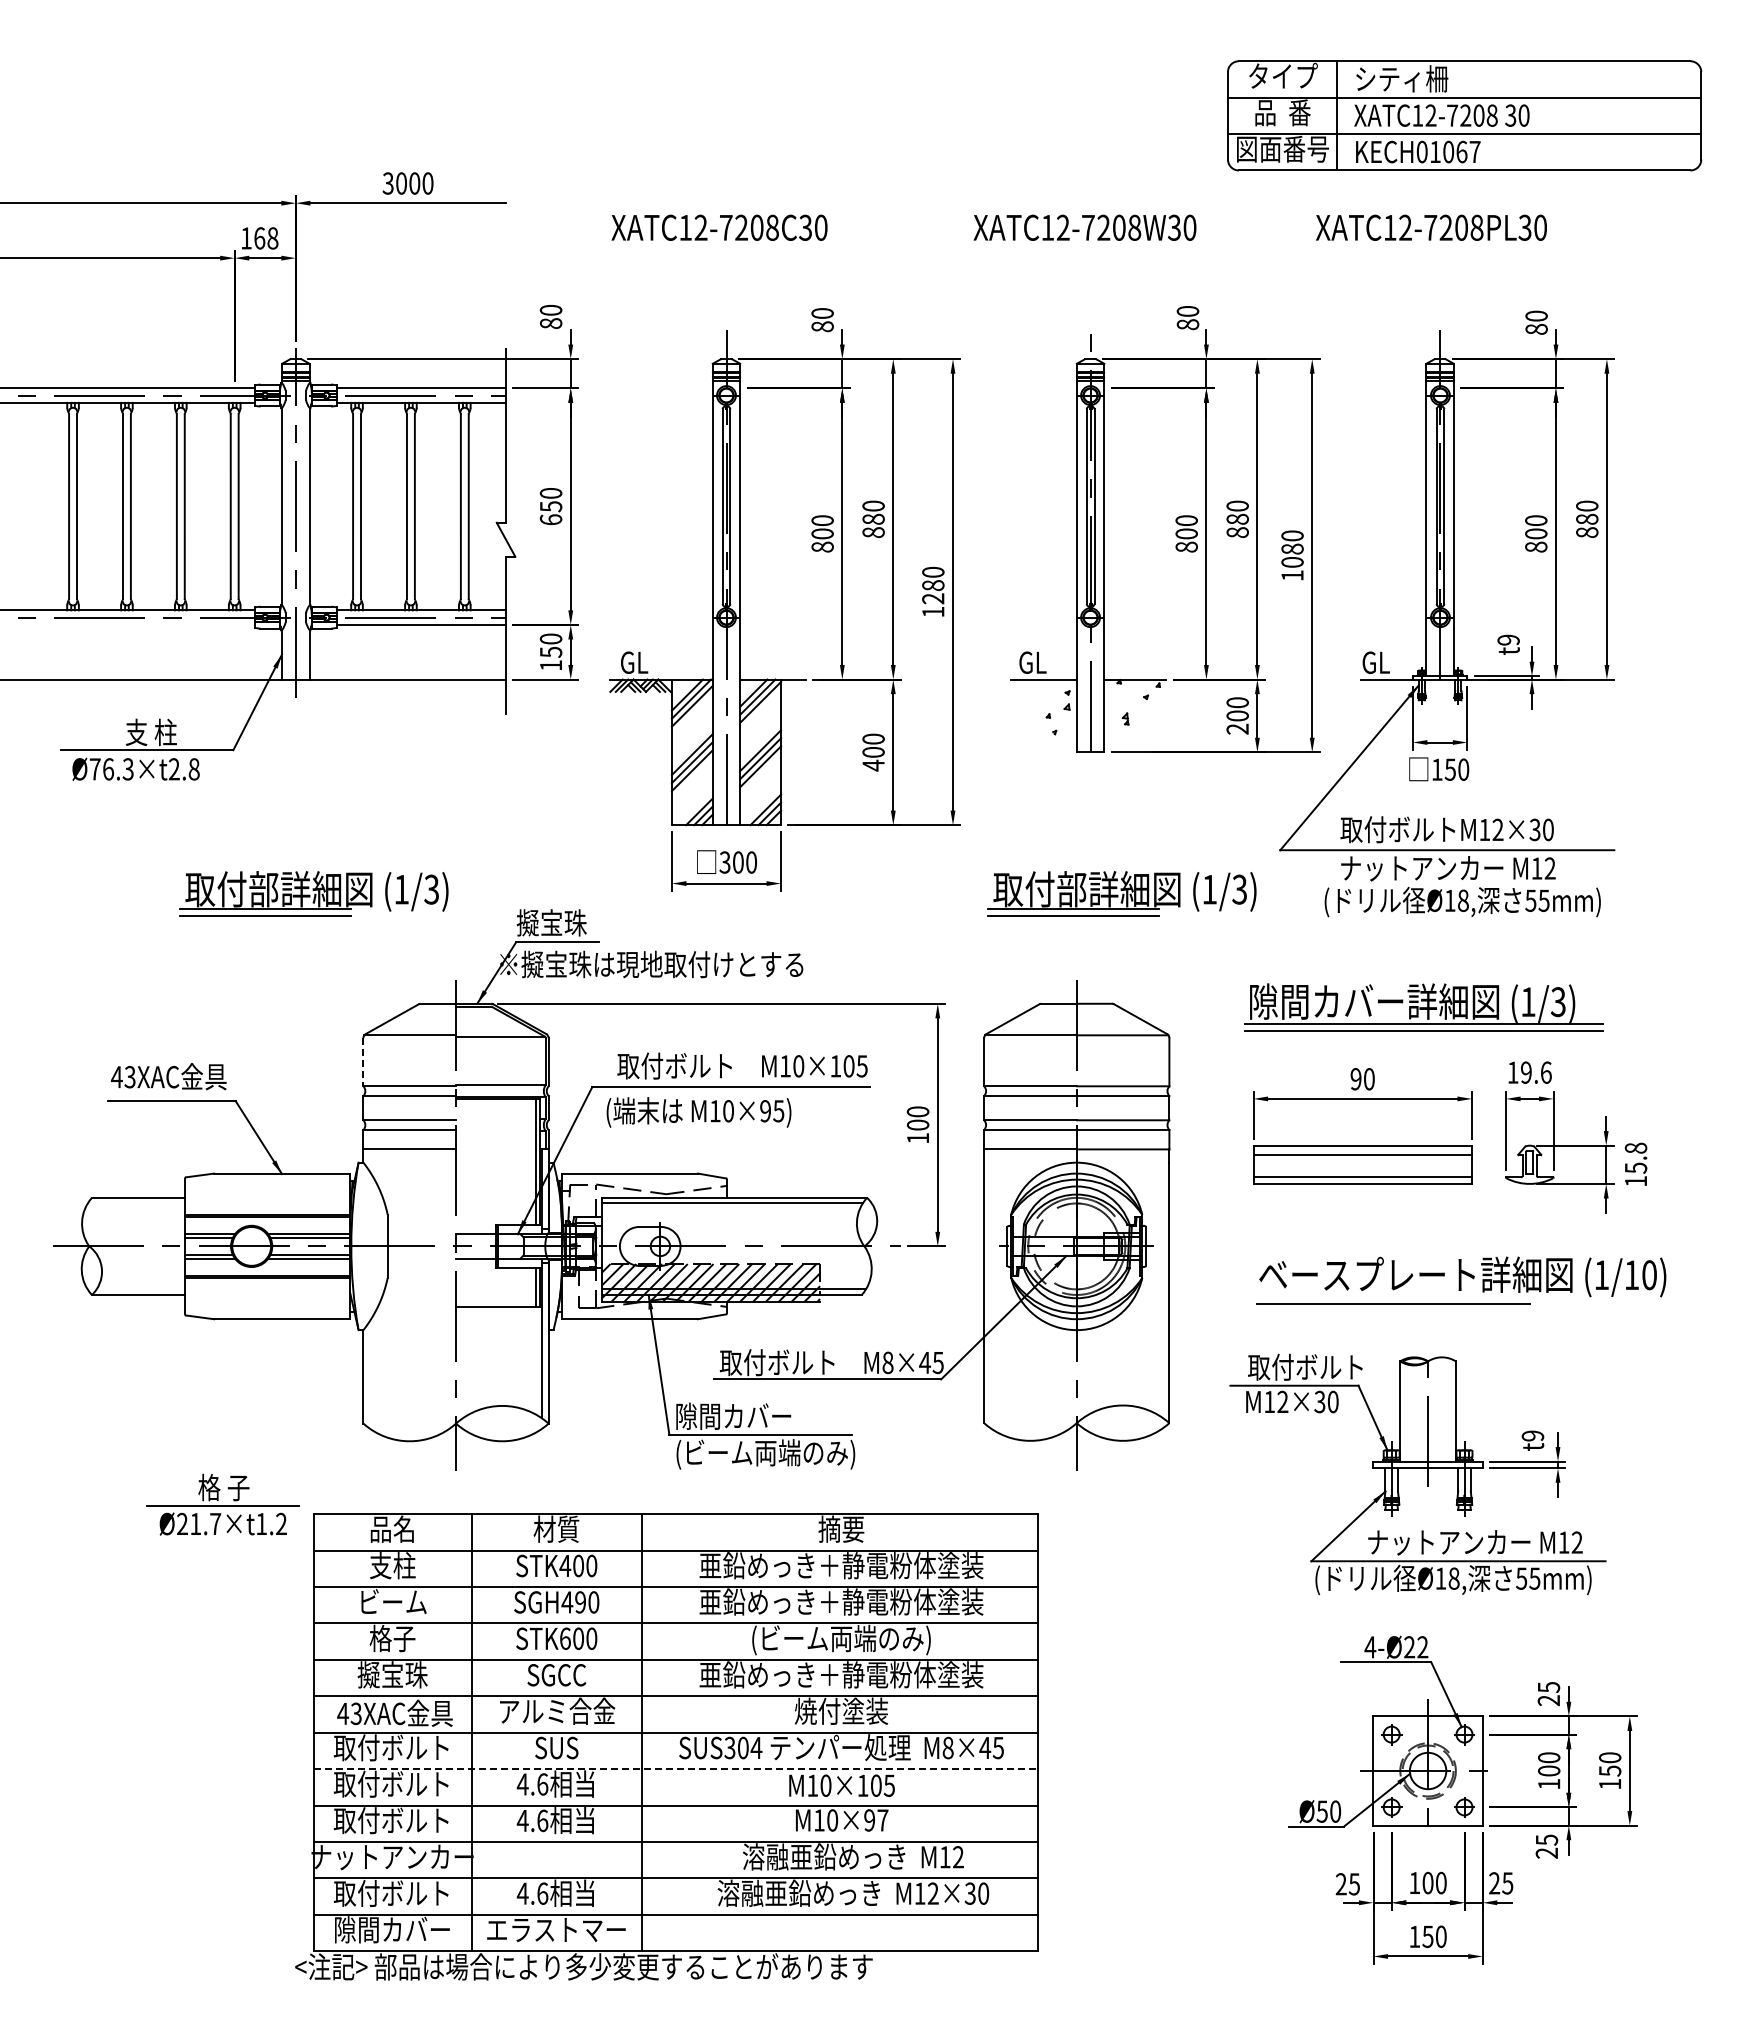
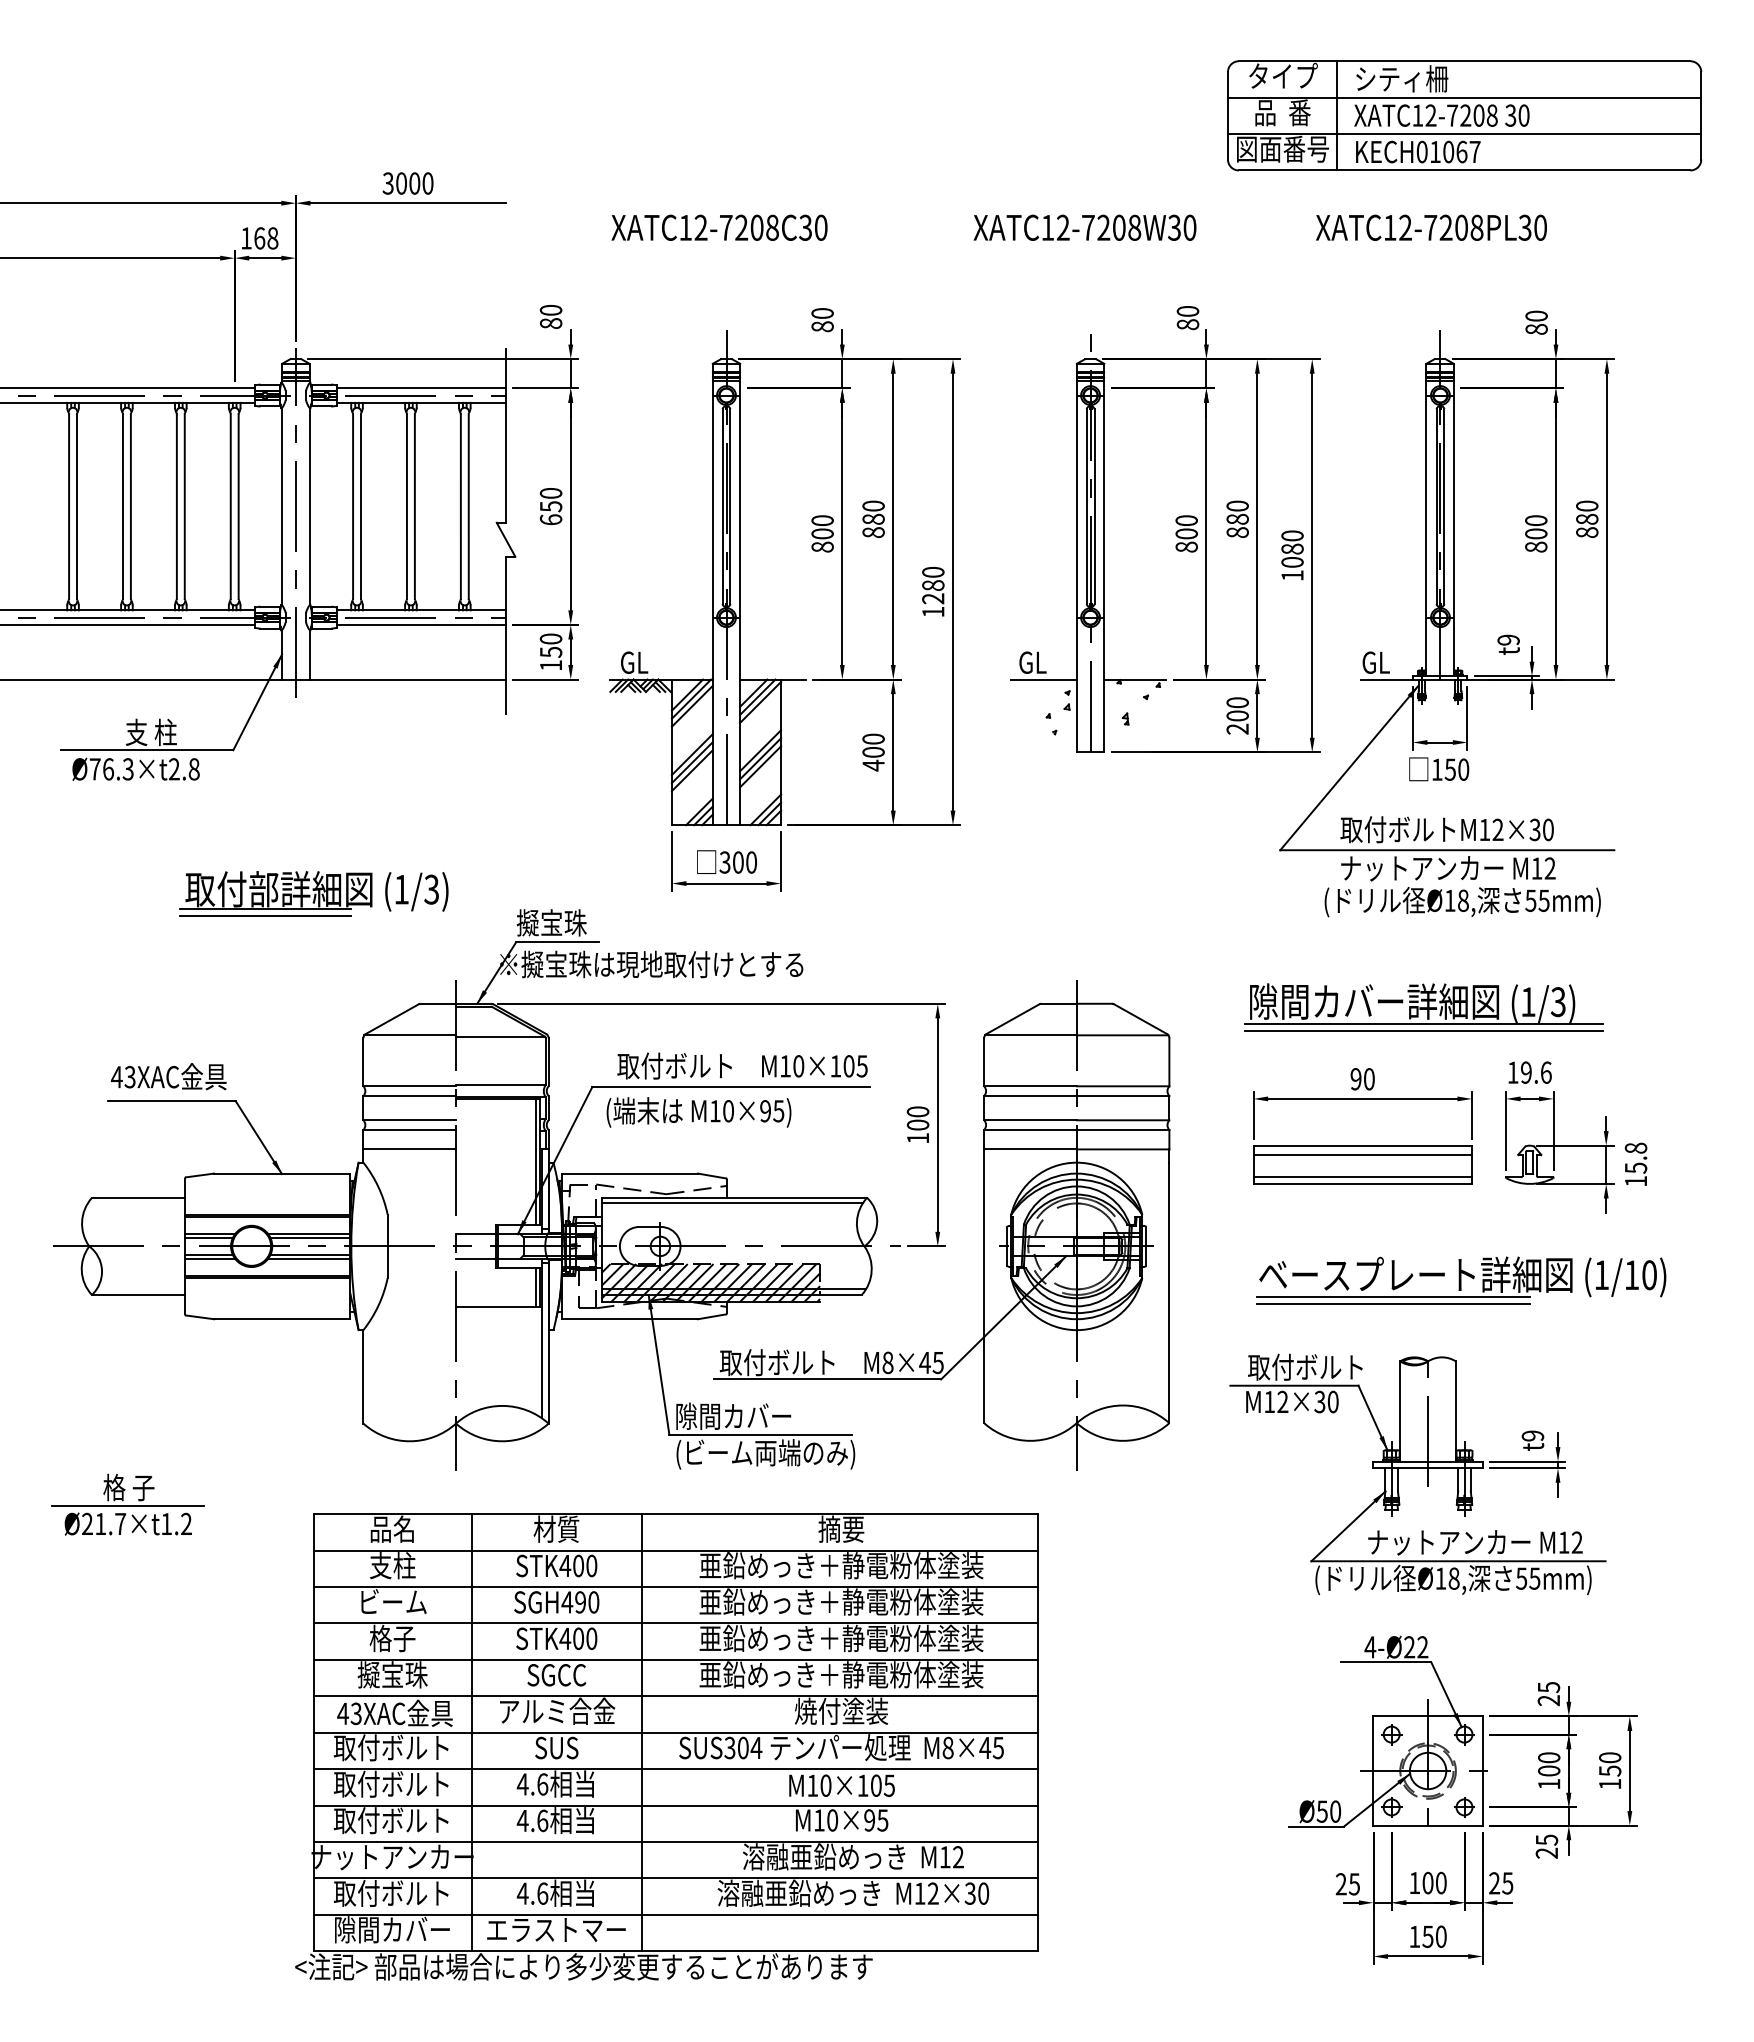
line: none -> present (128, 624)
part: present -> none (1121, 893)
line: dashed -> solid (363, 1062)
line: none -> present (1393, 1297)
part position: (222, 1504) -> (127, 1504) (127, 1504)
text: STK600 -> STK400 (565, 1638)
text: (ビーム両端のみ) -> 亜鉛めっき＋静電粉体塗装 (841, 1639)
line: dashed -> solid (675, 1769)
text: M10×97 -> M10×95 (882, 1820)
